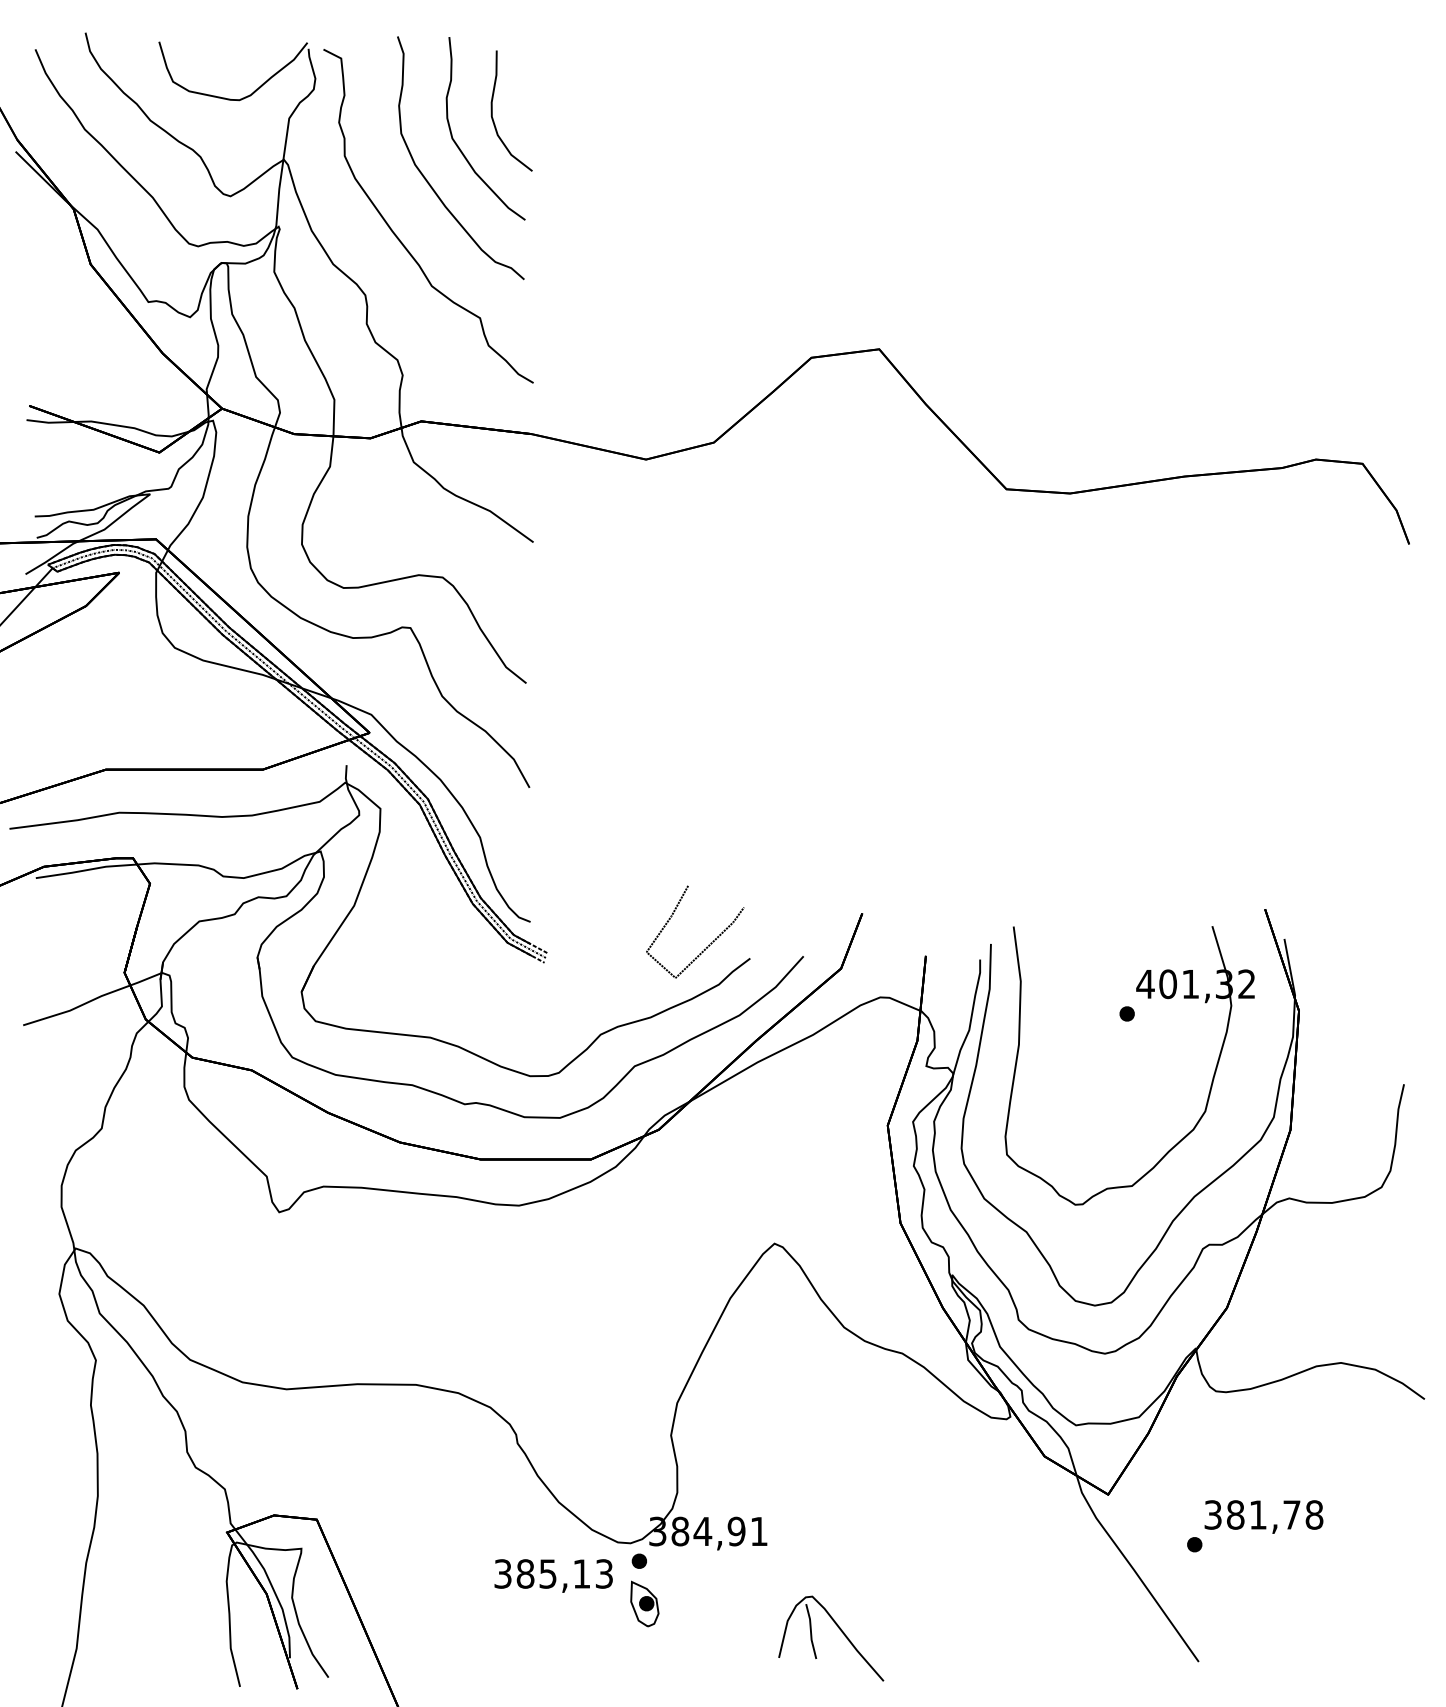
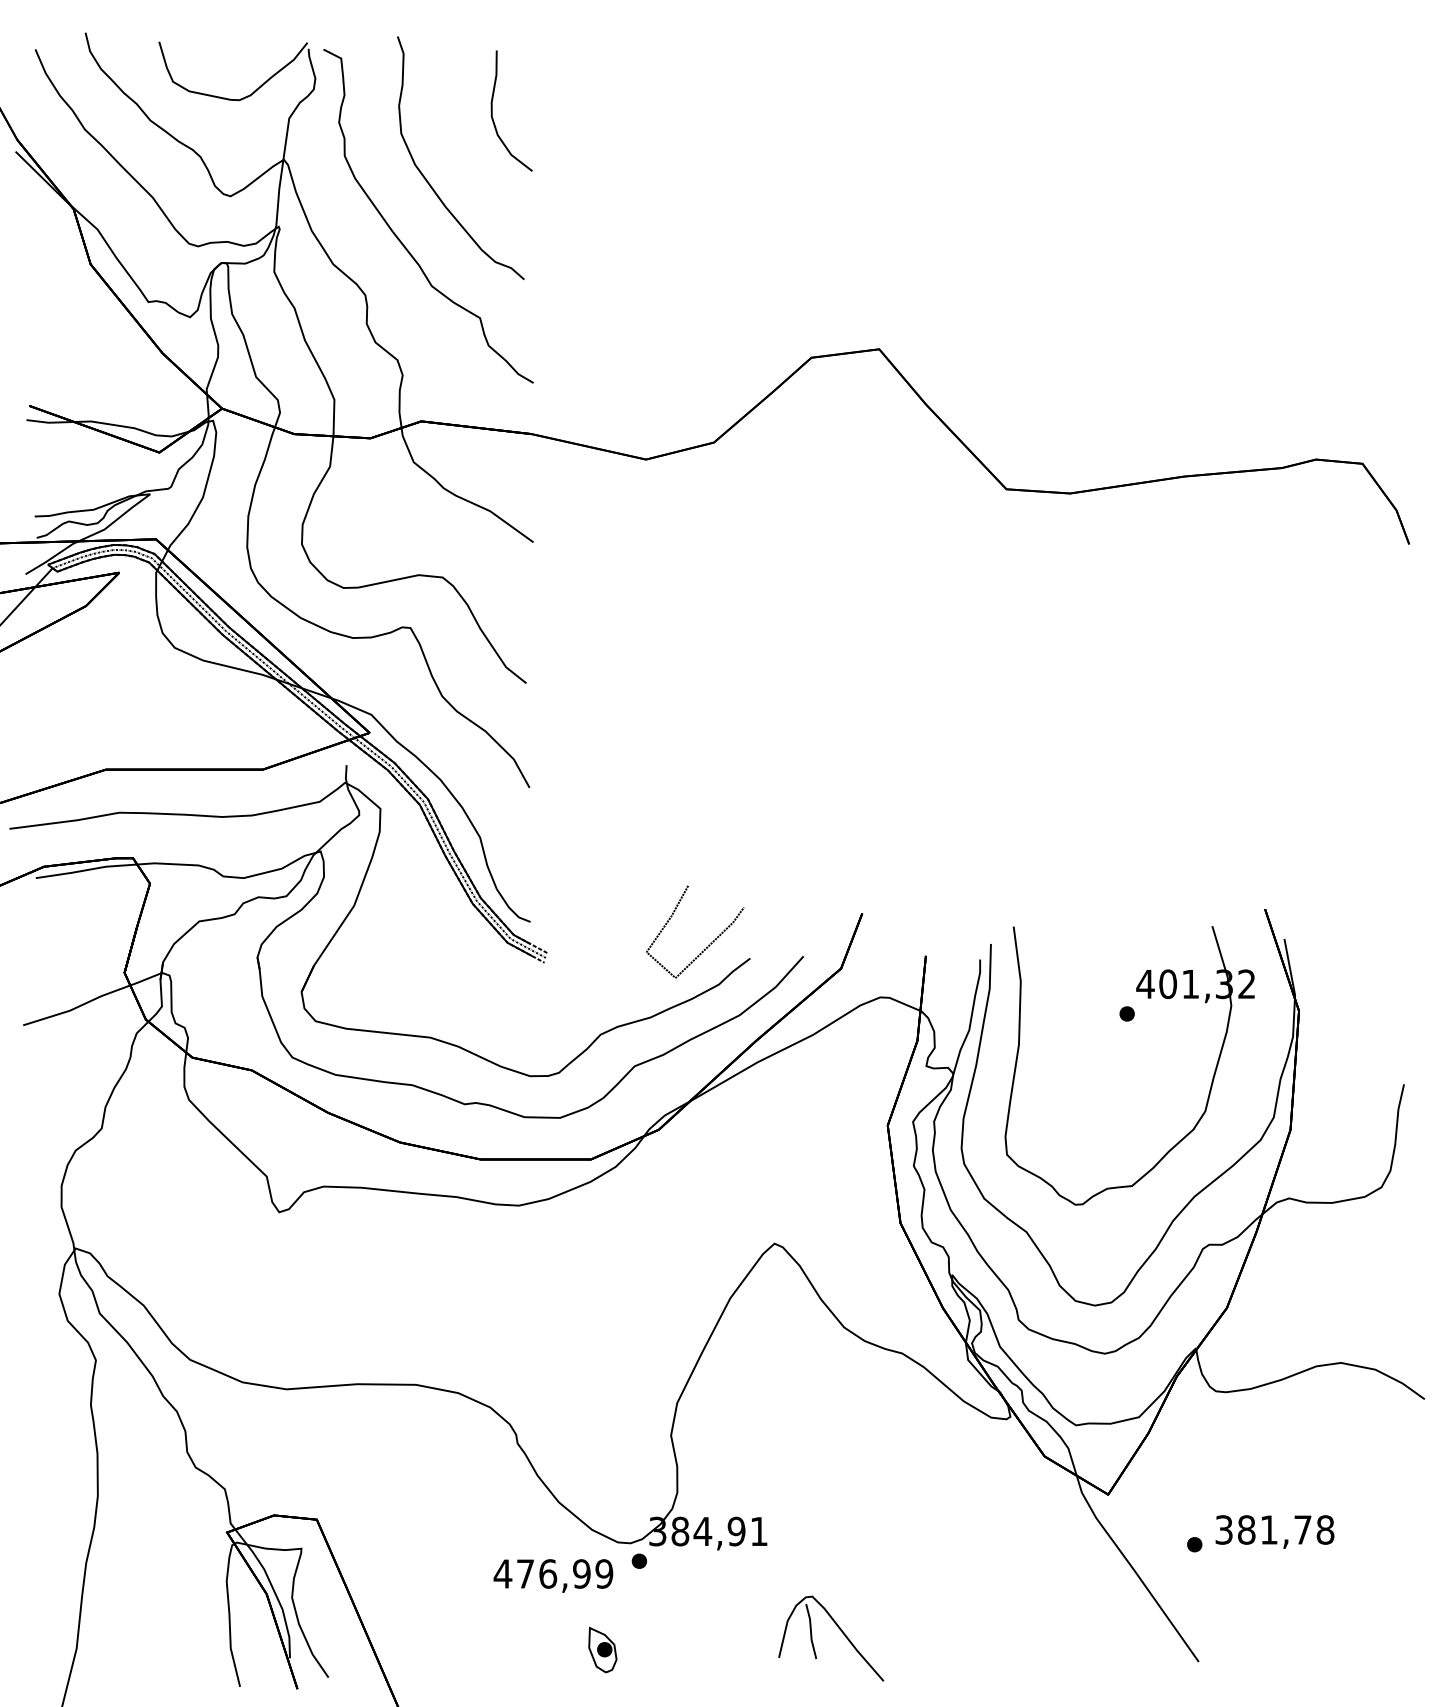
part: present -> none (458, 145)
text position: (1263, 1516) -> (1274, 1531) (1274, 1531)
text: 385,13 -> 476,99 (553, 1573)
part position: (644, 1603) -> (602, 1649) (602, 1649)
